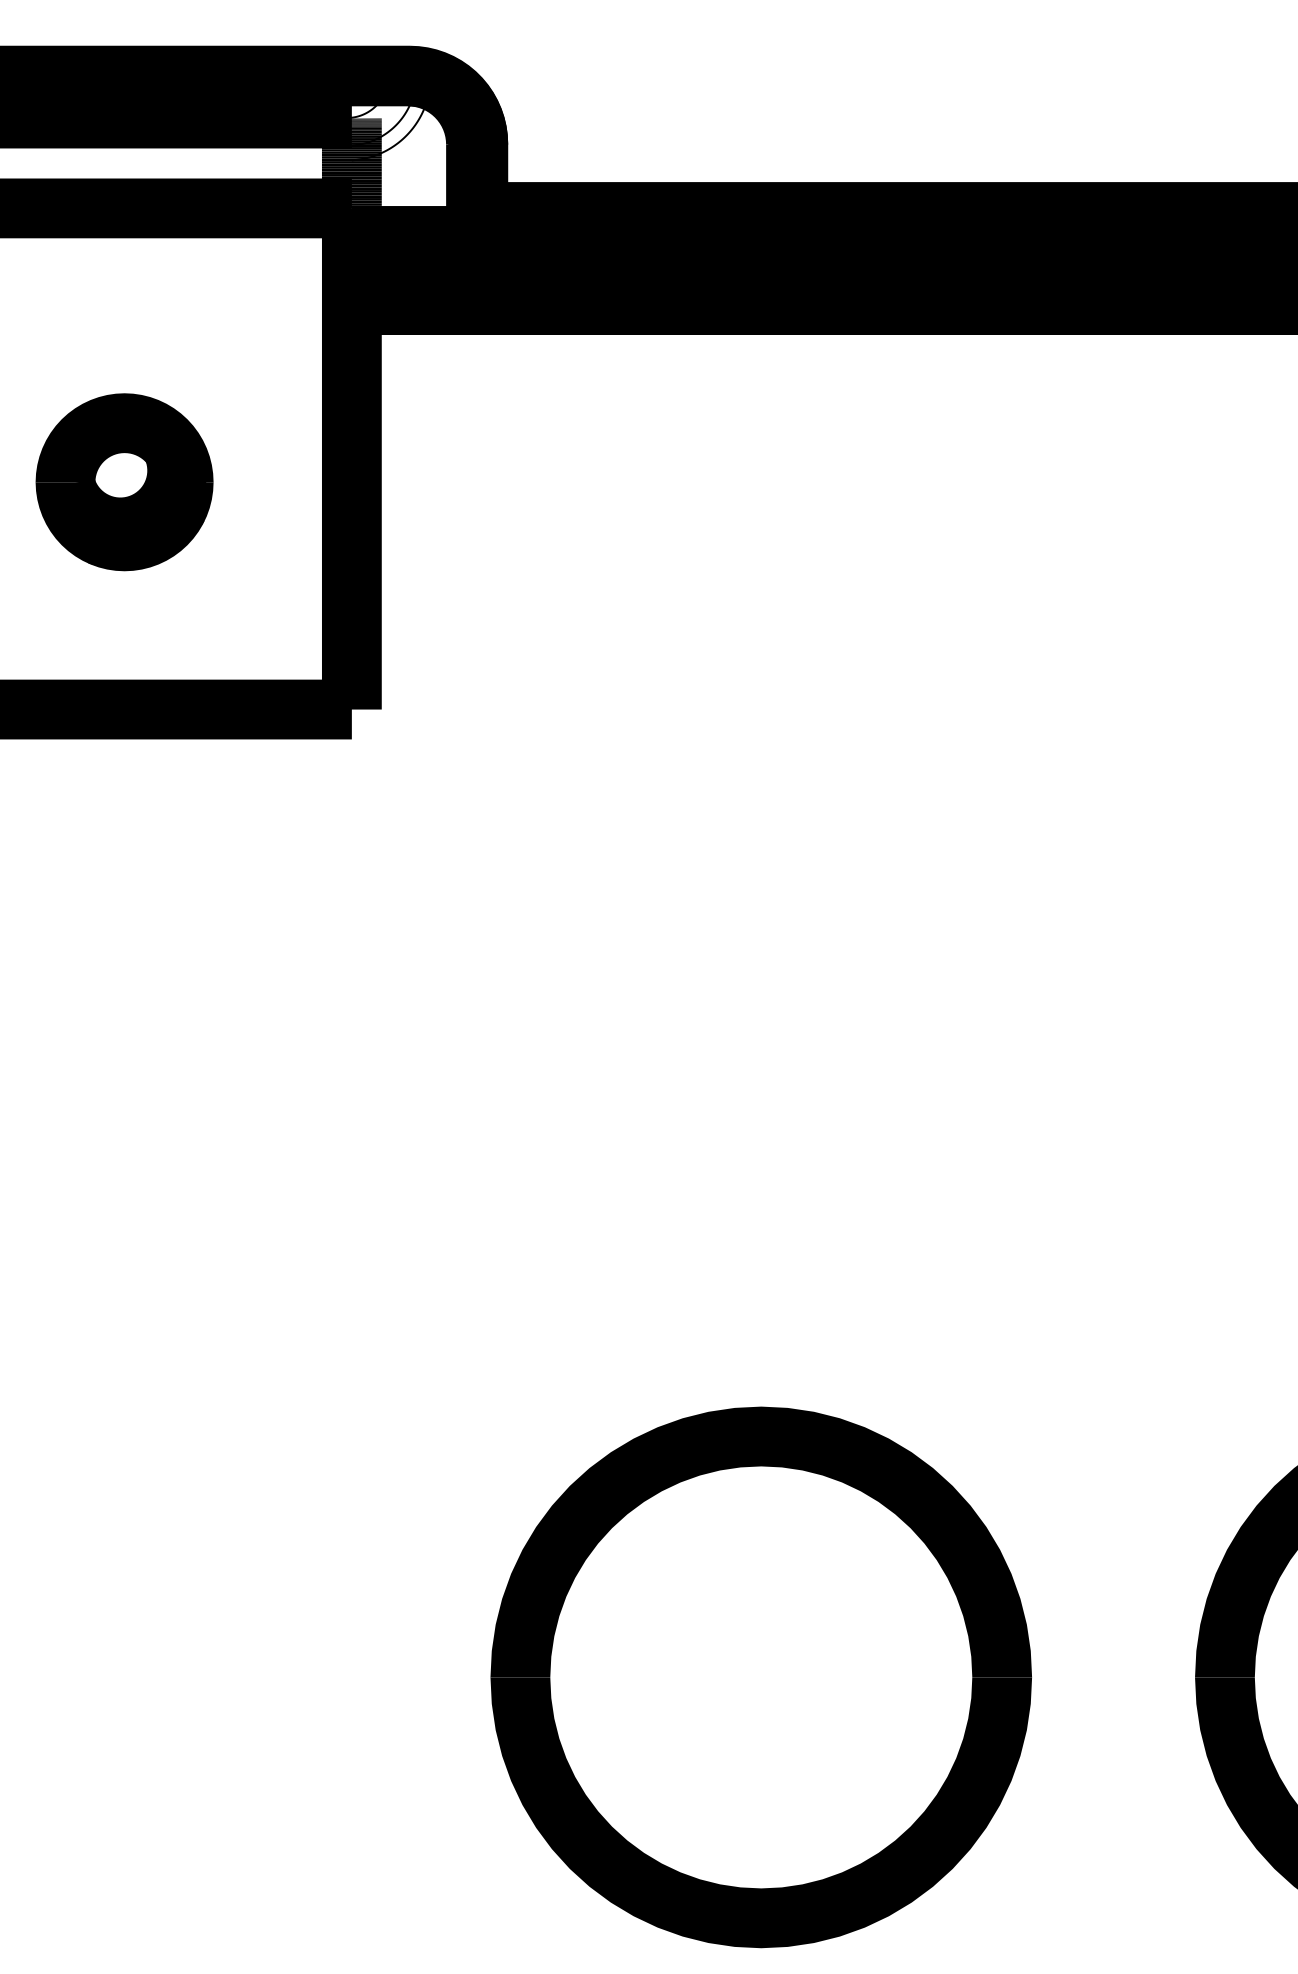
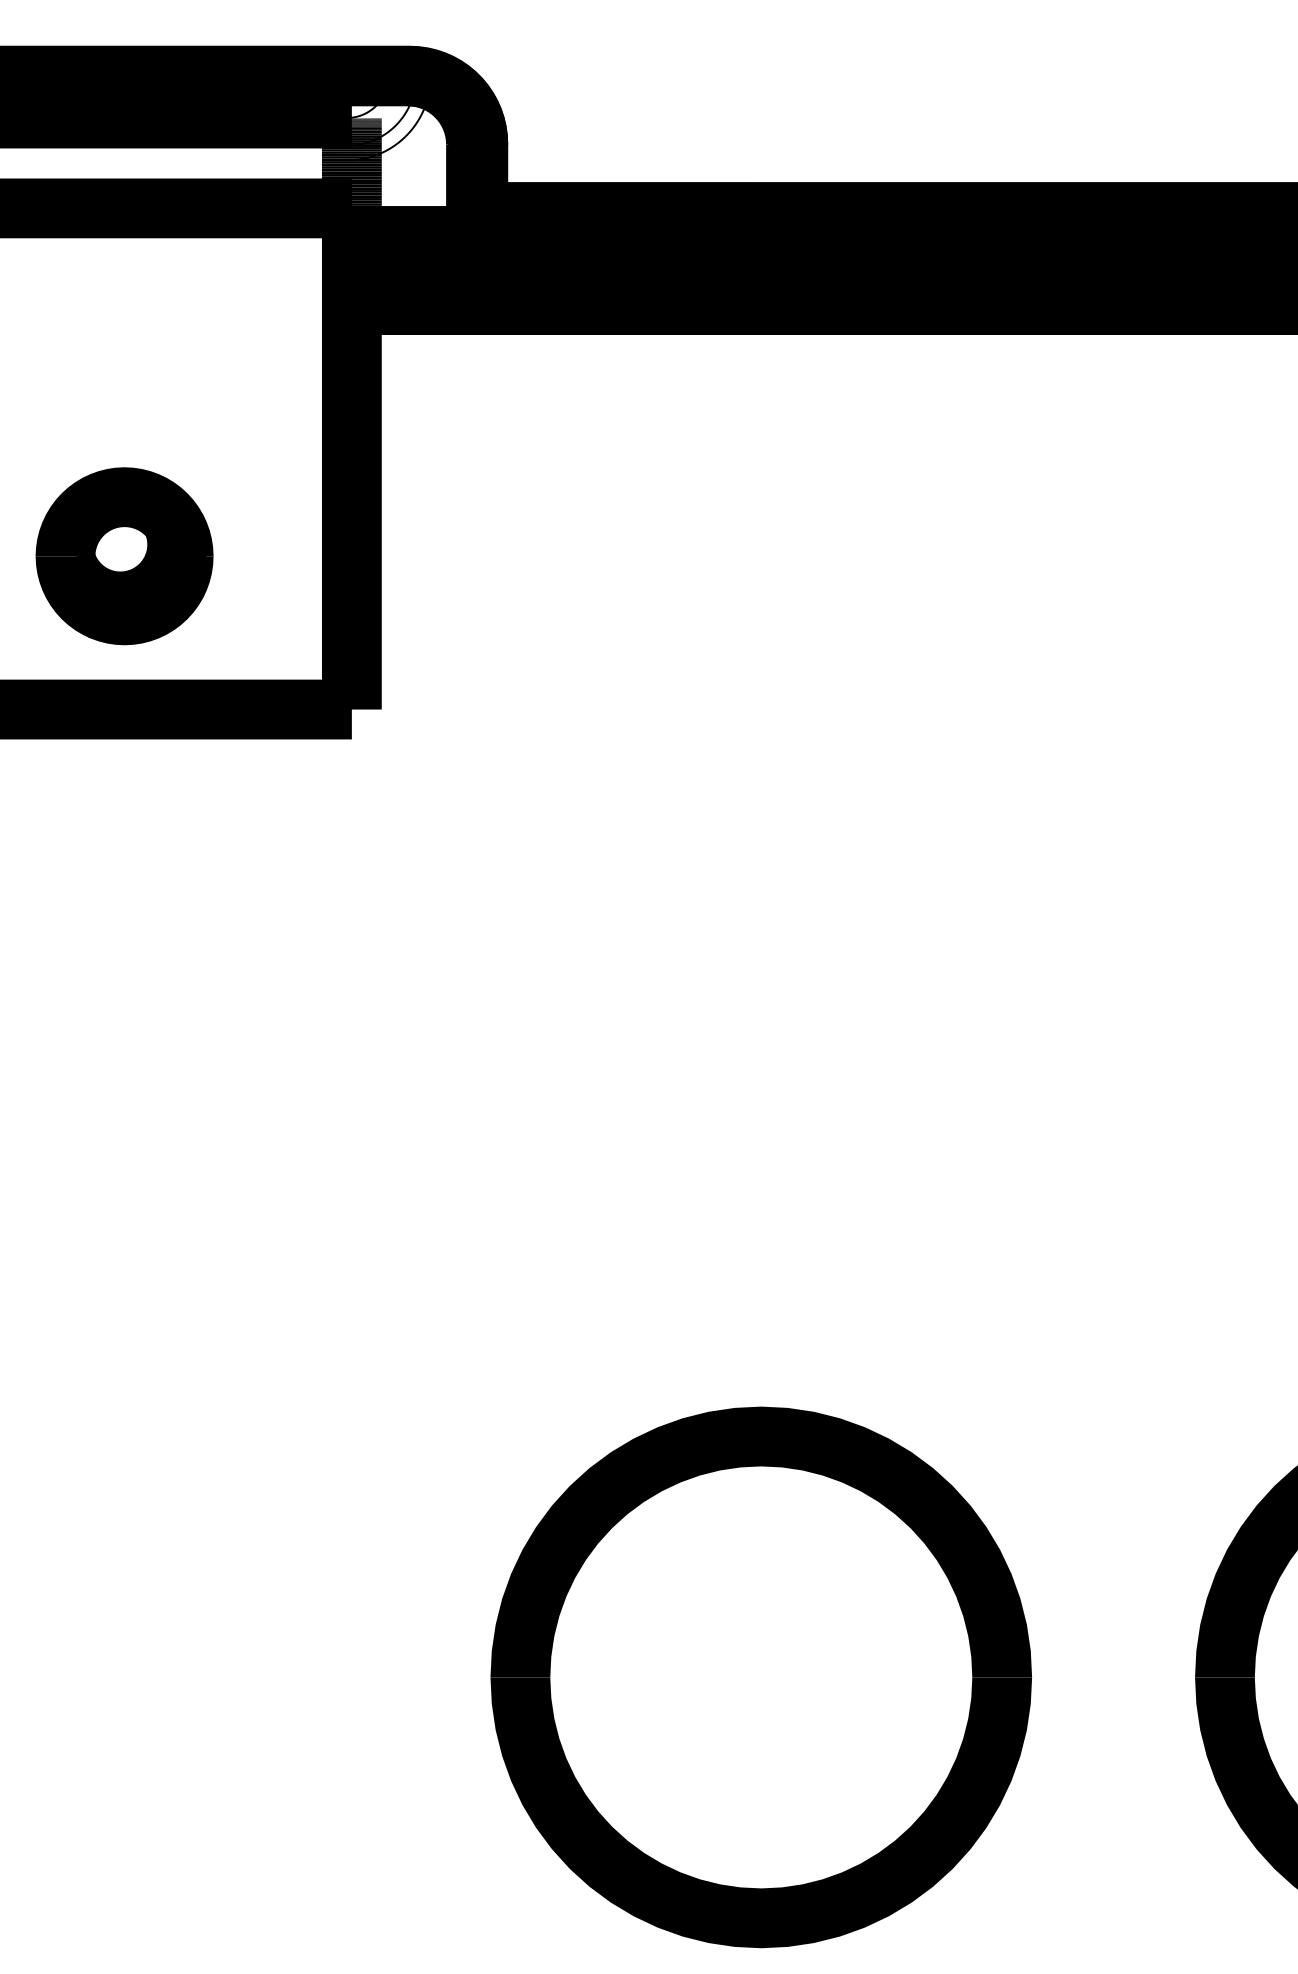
part position: (124, 482) -> (124, 556) (124, 556)
